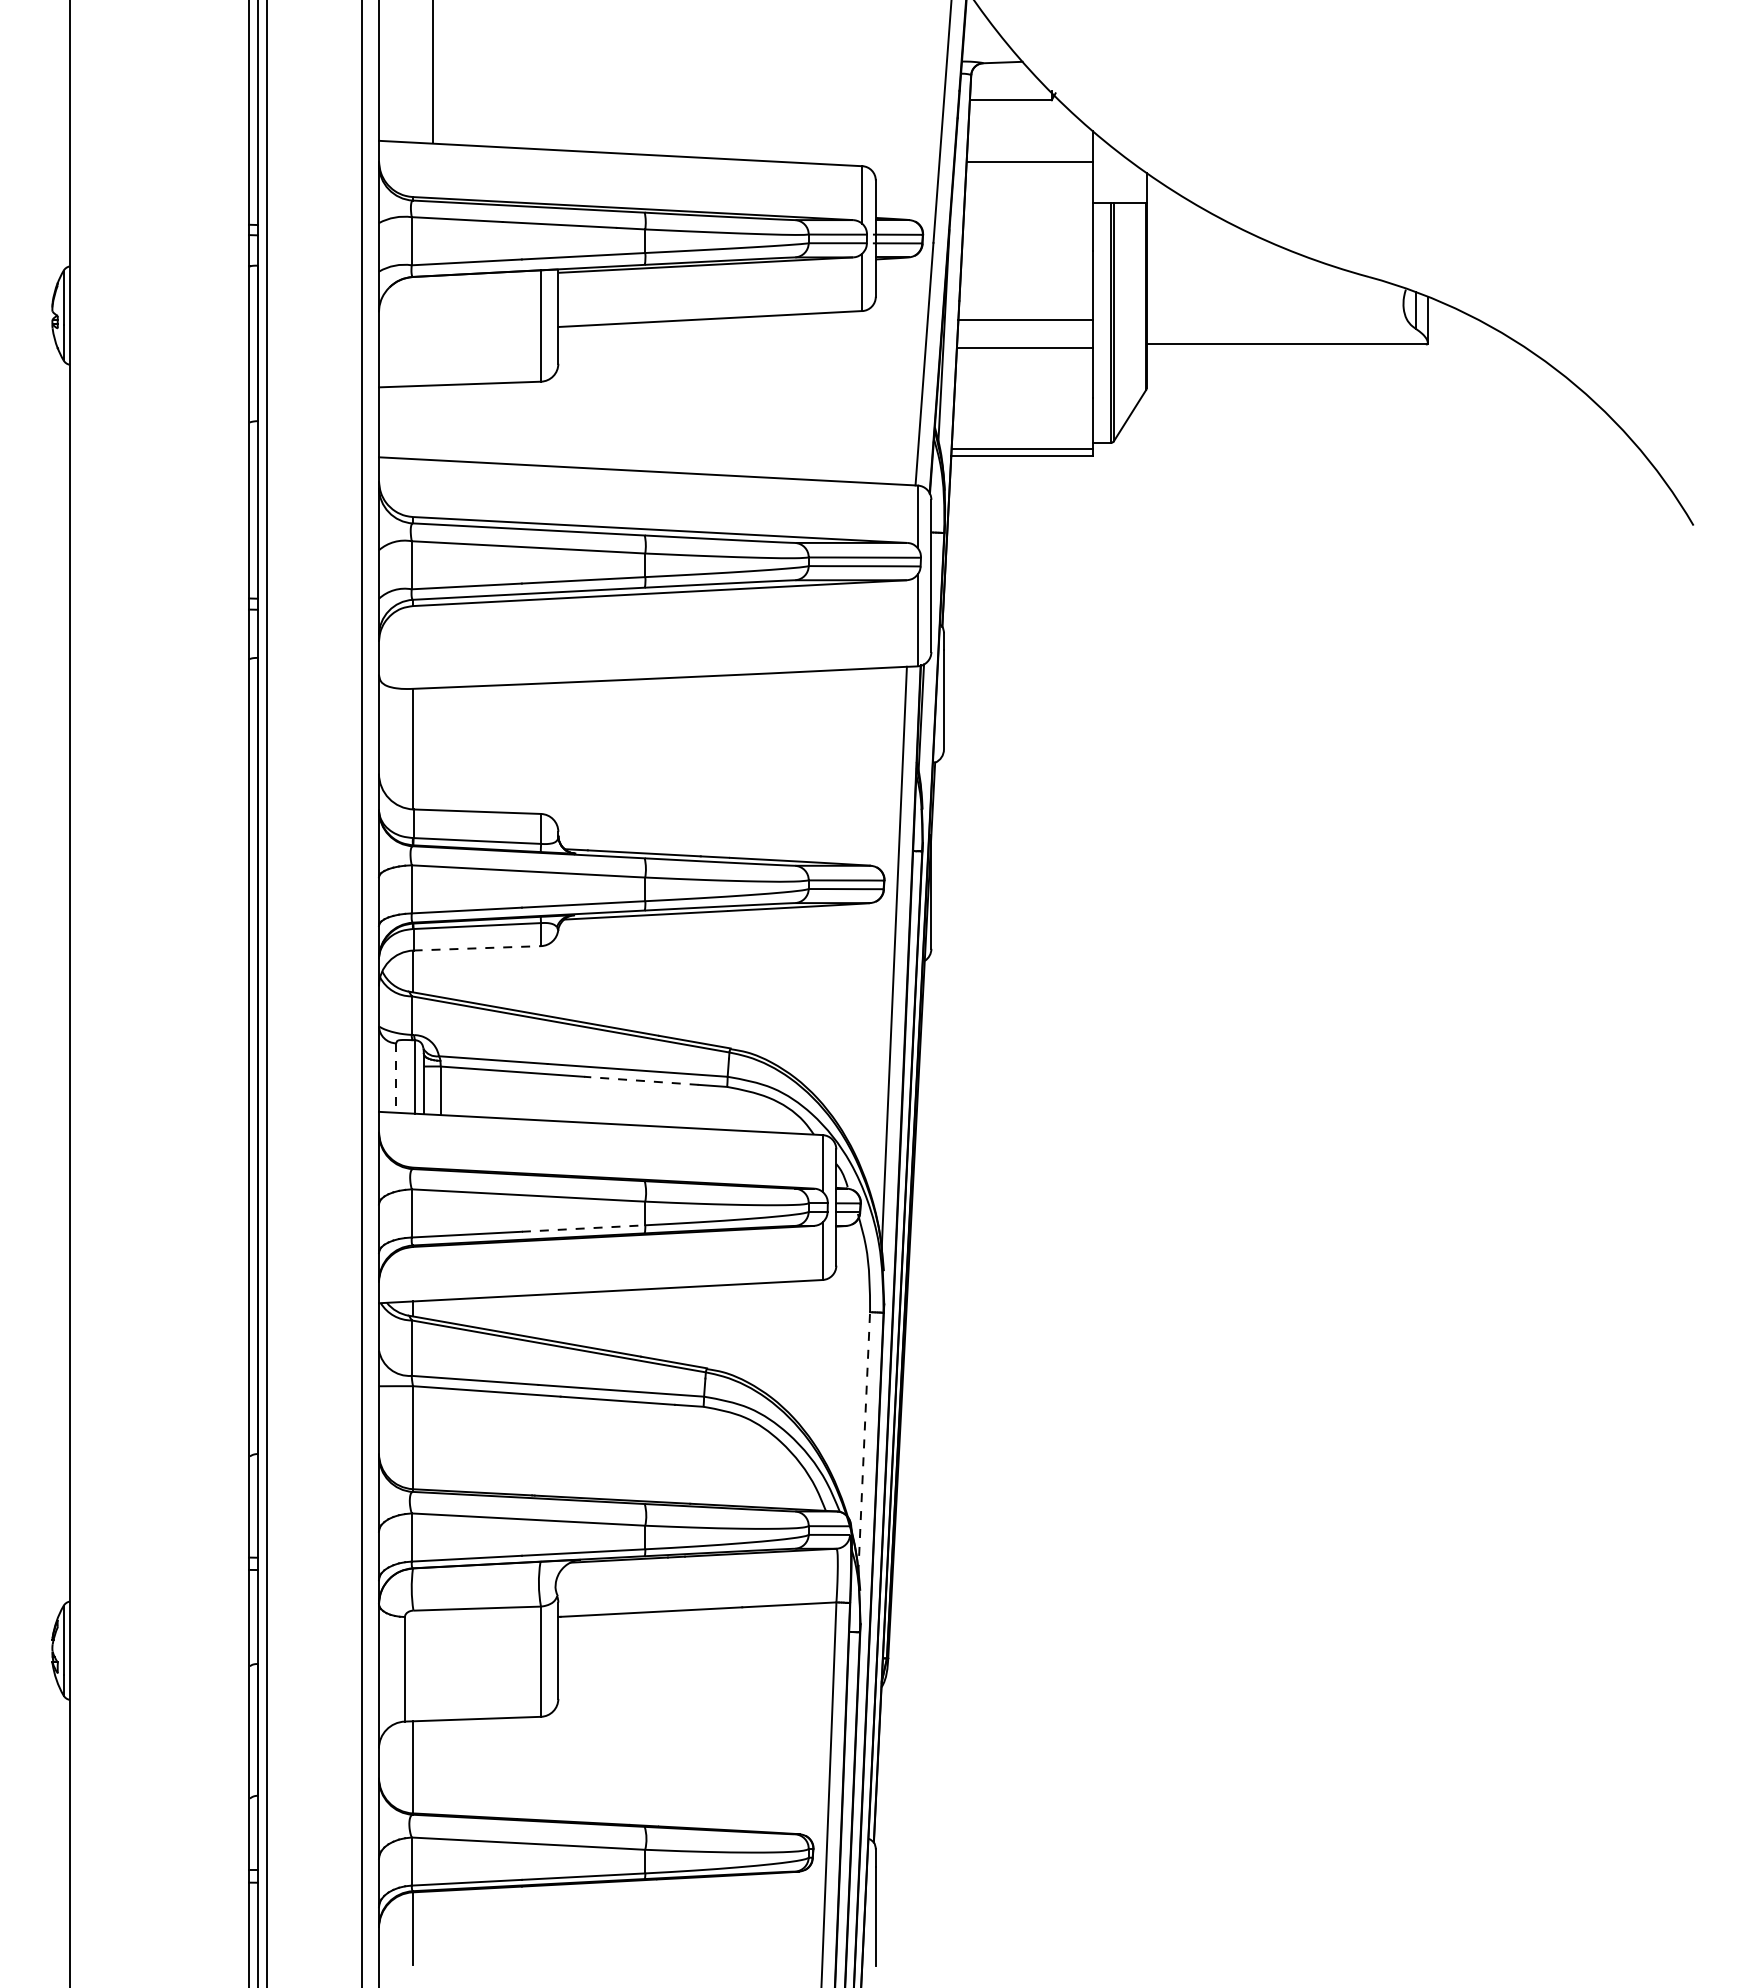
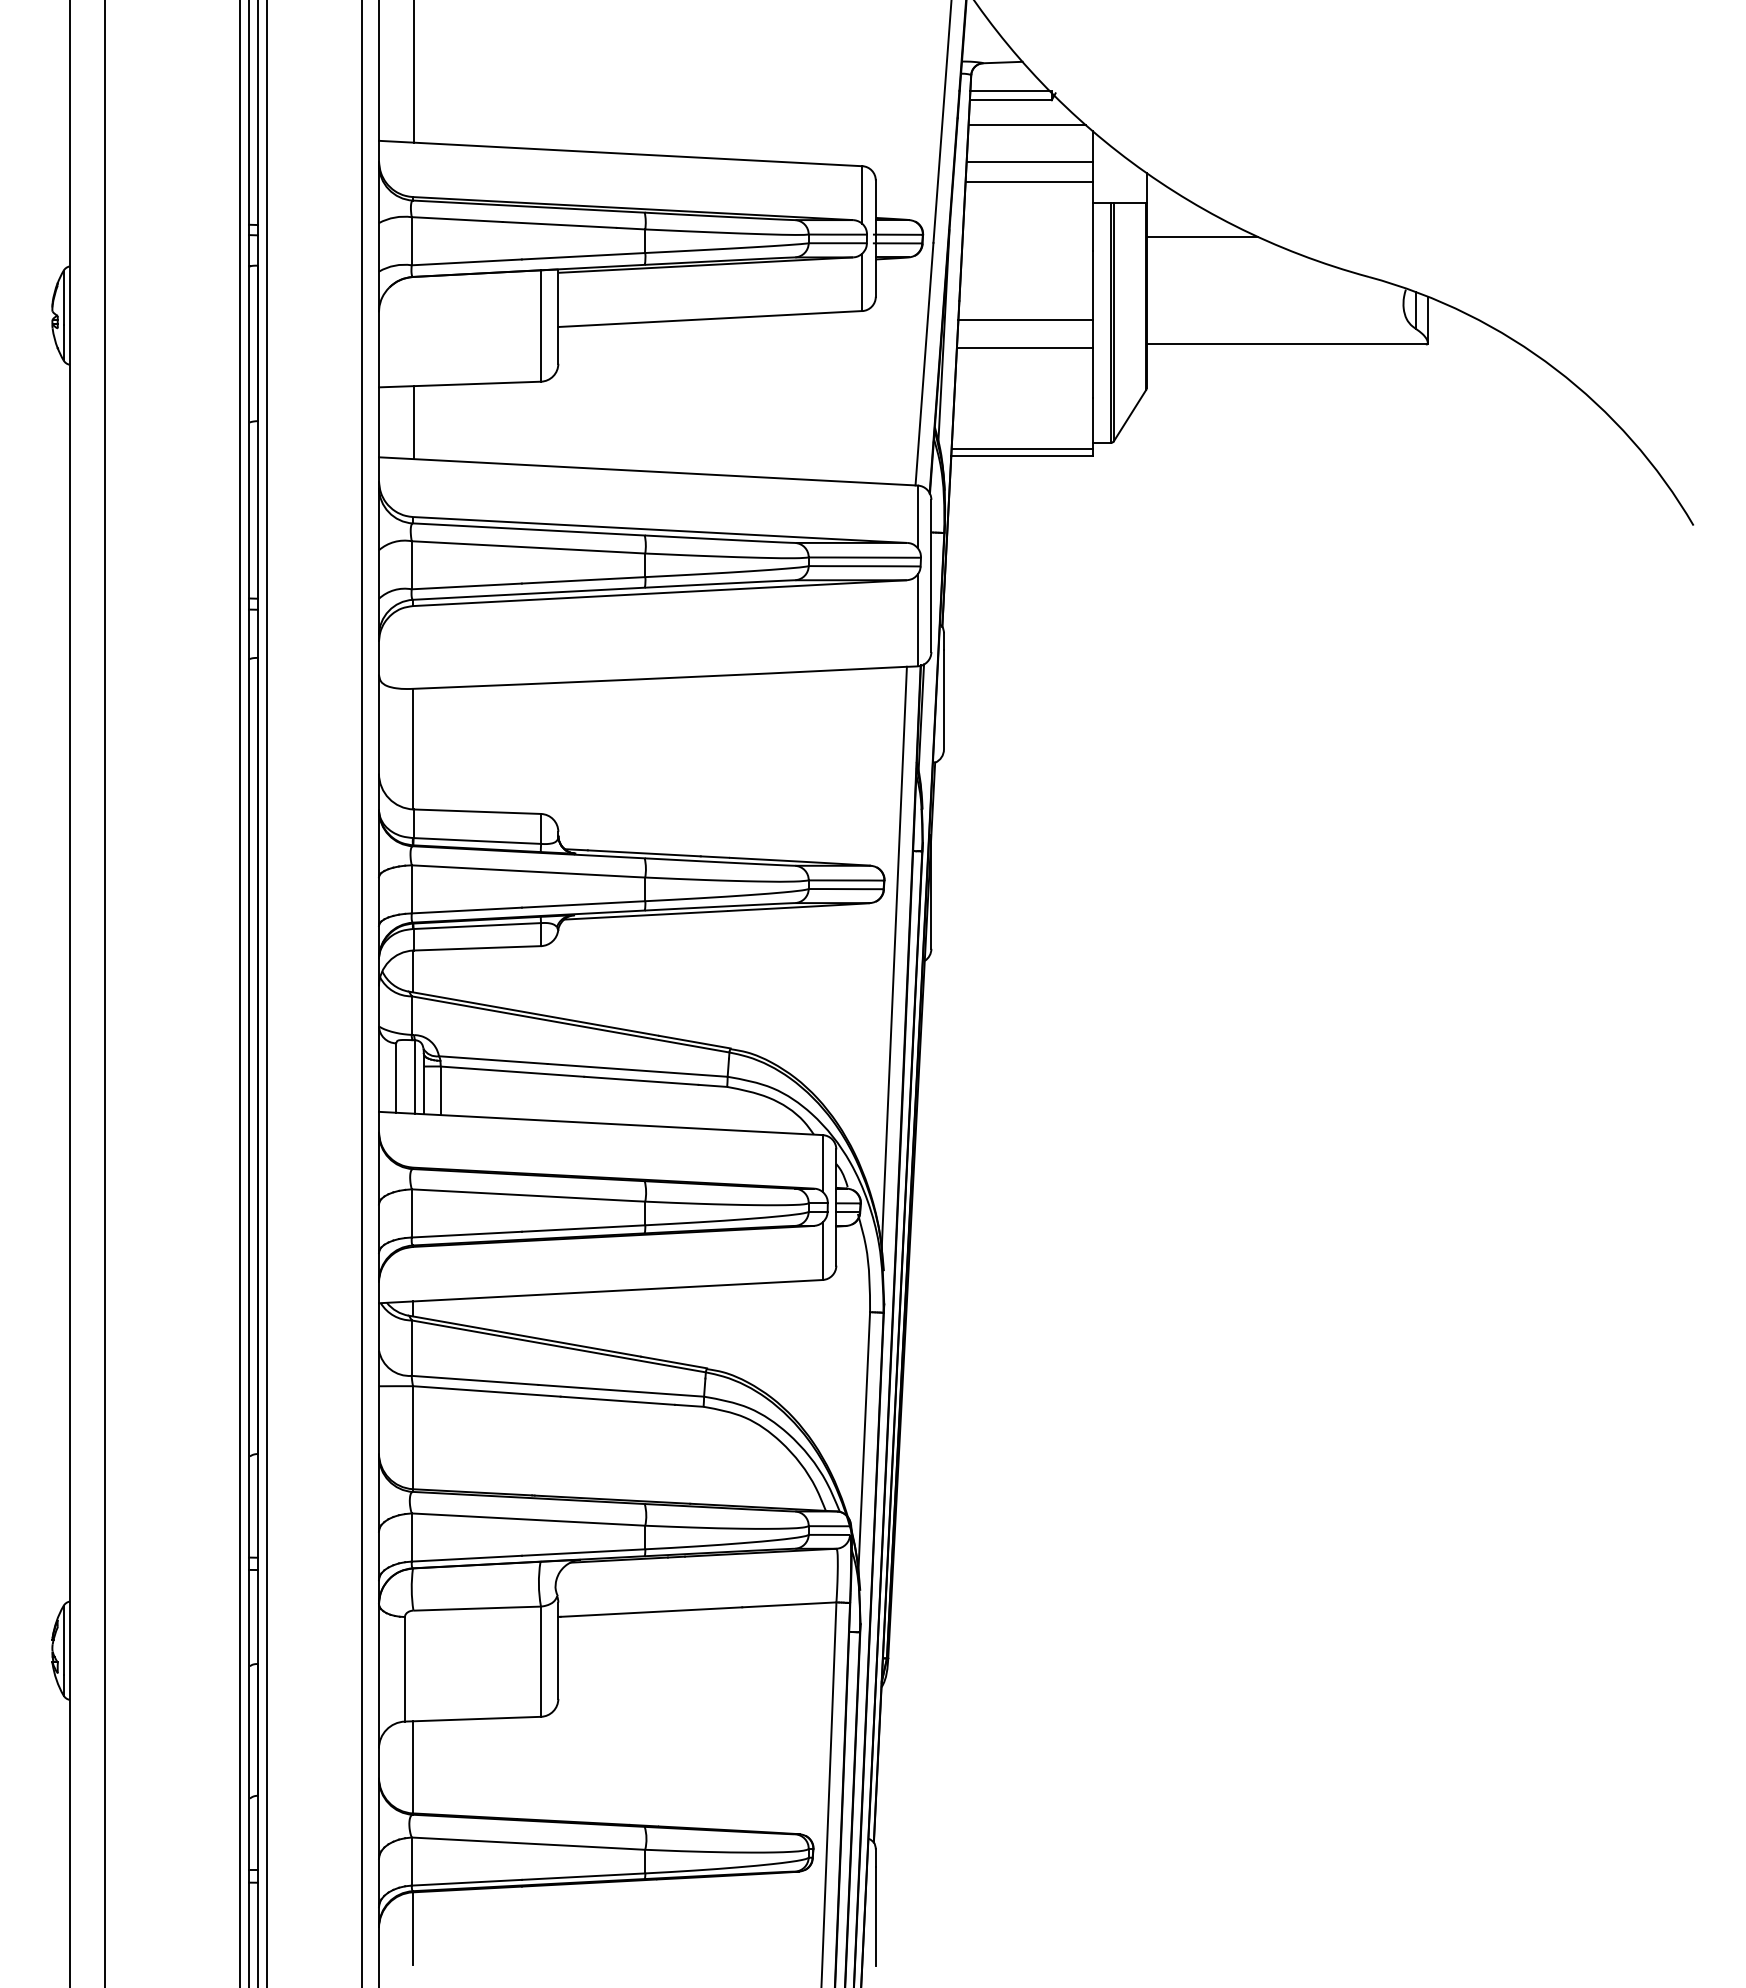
line position: (432, 72) -> (413, 72) (413, 72)
line: none -> present (1010, 91)
line: none -> present (1026, 124)
line: none -> present (1028, 182)
line: none -> present (1201, 236)
line: none -> present (413, 422)
line: dashed -> solid (477, 948)
line: none -> present (105, 993)
line: none -> present (239, 993)
line: dashed -> solid (396, 1078)
line: dashed -> solid (640, 1080)
line: dashed -> solid (583, 1228)
line: dashed -> solid (864, 1443)
